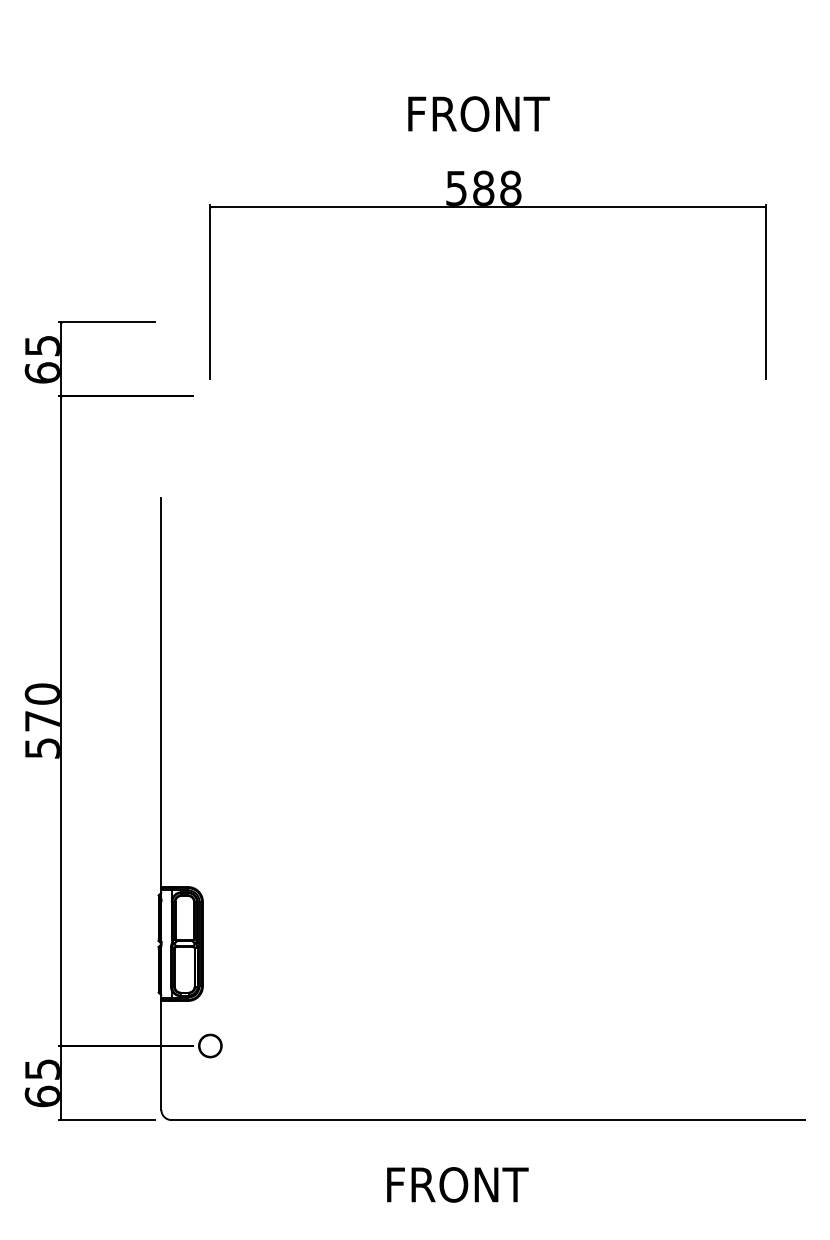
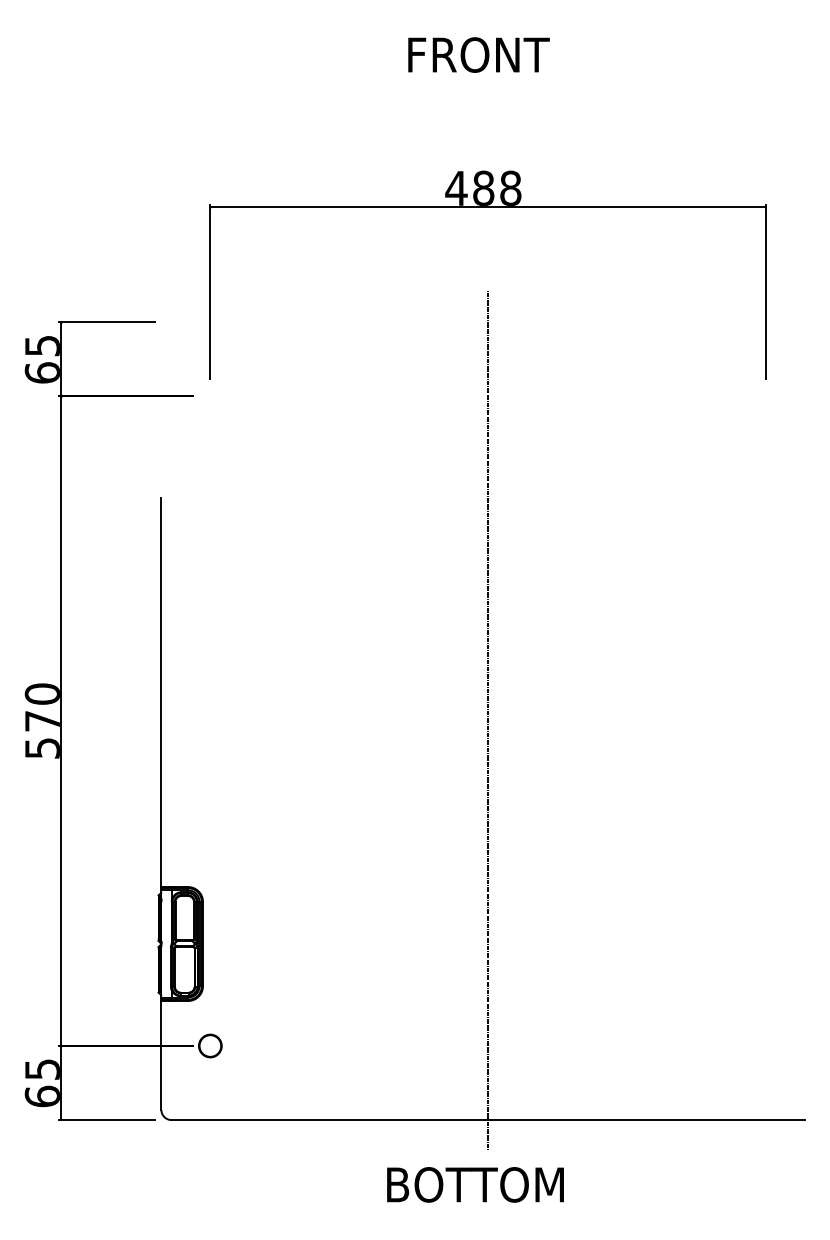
text position: (478, 113) -> (478, 54) (478, 54)
text: 588 -> 488 (456, 188)
line: none -> present (488, 720)
text: FRONT -> BOTTOM (477, 1184)
